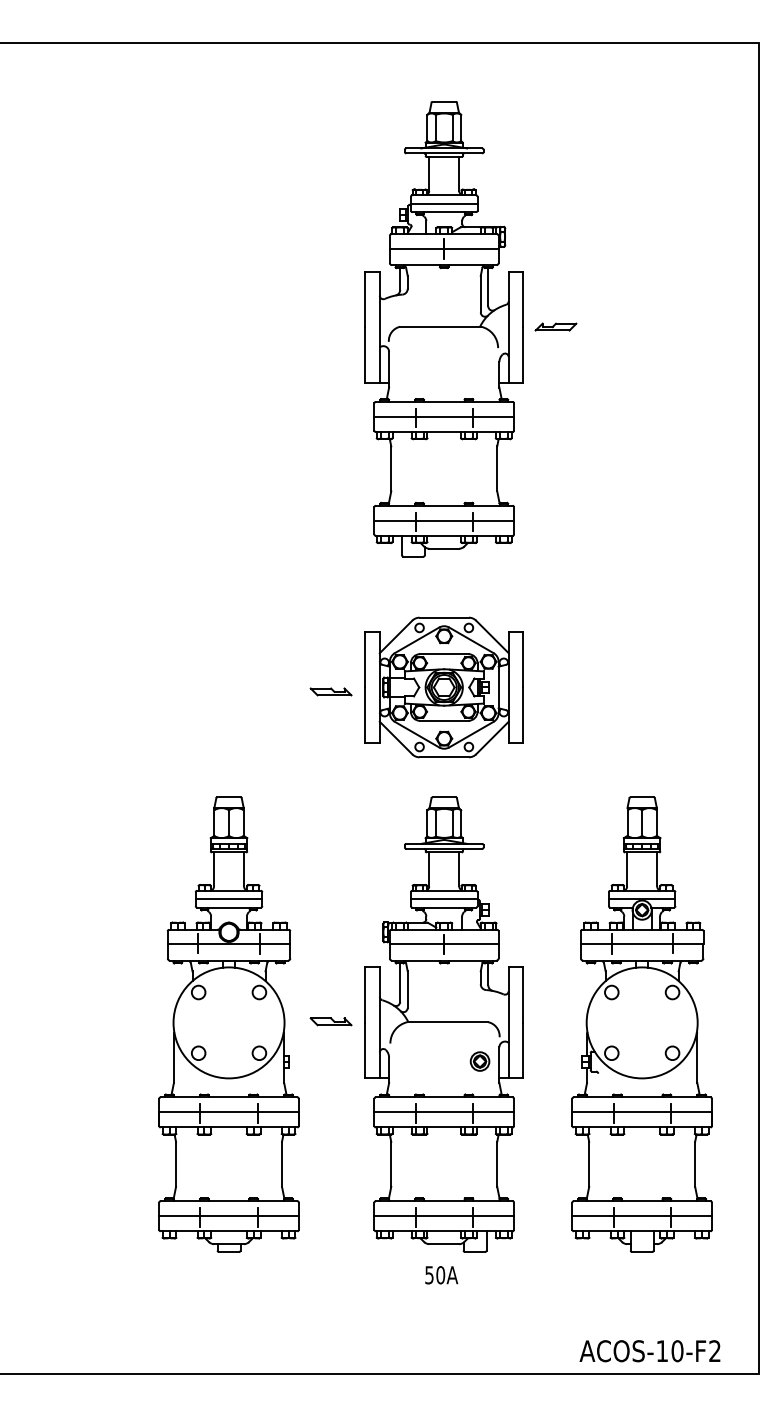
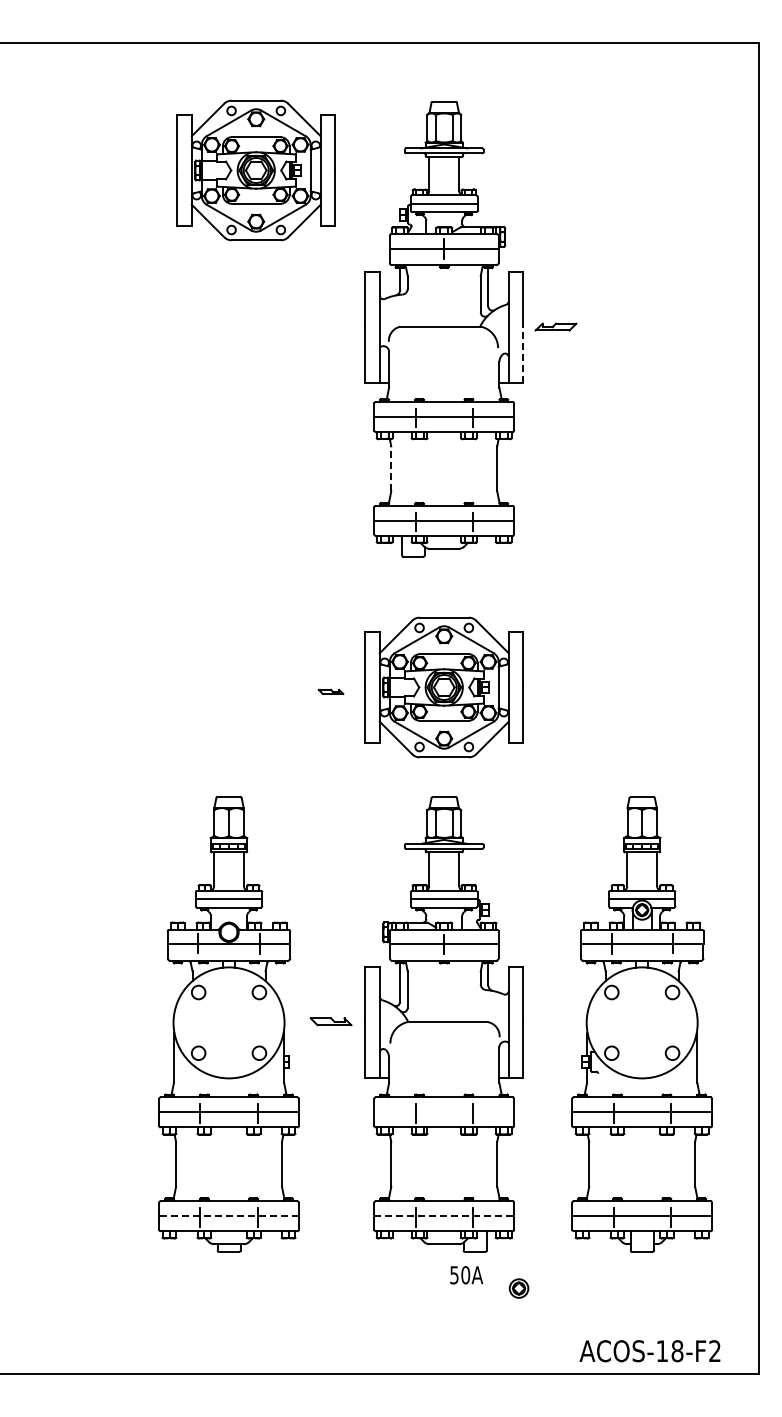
part: none -> present (255, 170)
line: solid -> dashed (523, 355)
line: solid -> dashed (391, 468)
part size: 44x10 px -> 28x8 px (330, 691)
part position: (479, 1061) -> (518, 1288) (518, 1288)
line: present -> none (444, 1112)
line: solid -> dashed (229, 1216)
line: solid -> dashed (444, 1216)
text position: (441, 1275) -> (466, 1275) (466, 1275)
text: ACOS-10-F2 -> ACOS-18-F2 (677, 1350)
